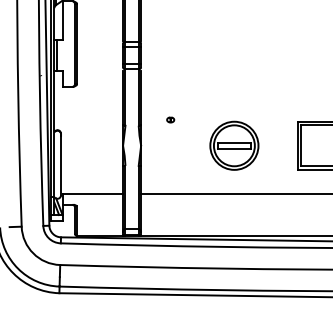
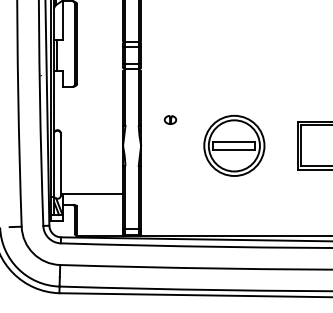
part size: 10x8 px -> 15x10 px (170, 119)
part size: 51x51 px -> 63x63 px (234, 145)
line: present -> none (235, 193)
